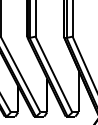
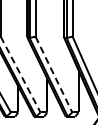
line: solid -> dashed (20, 74)
line: solid -> dashed (54, 75)
